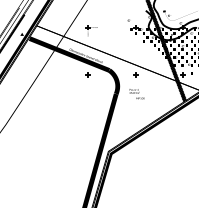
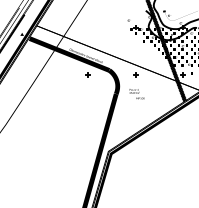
part: present -> none (91, 30)
